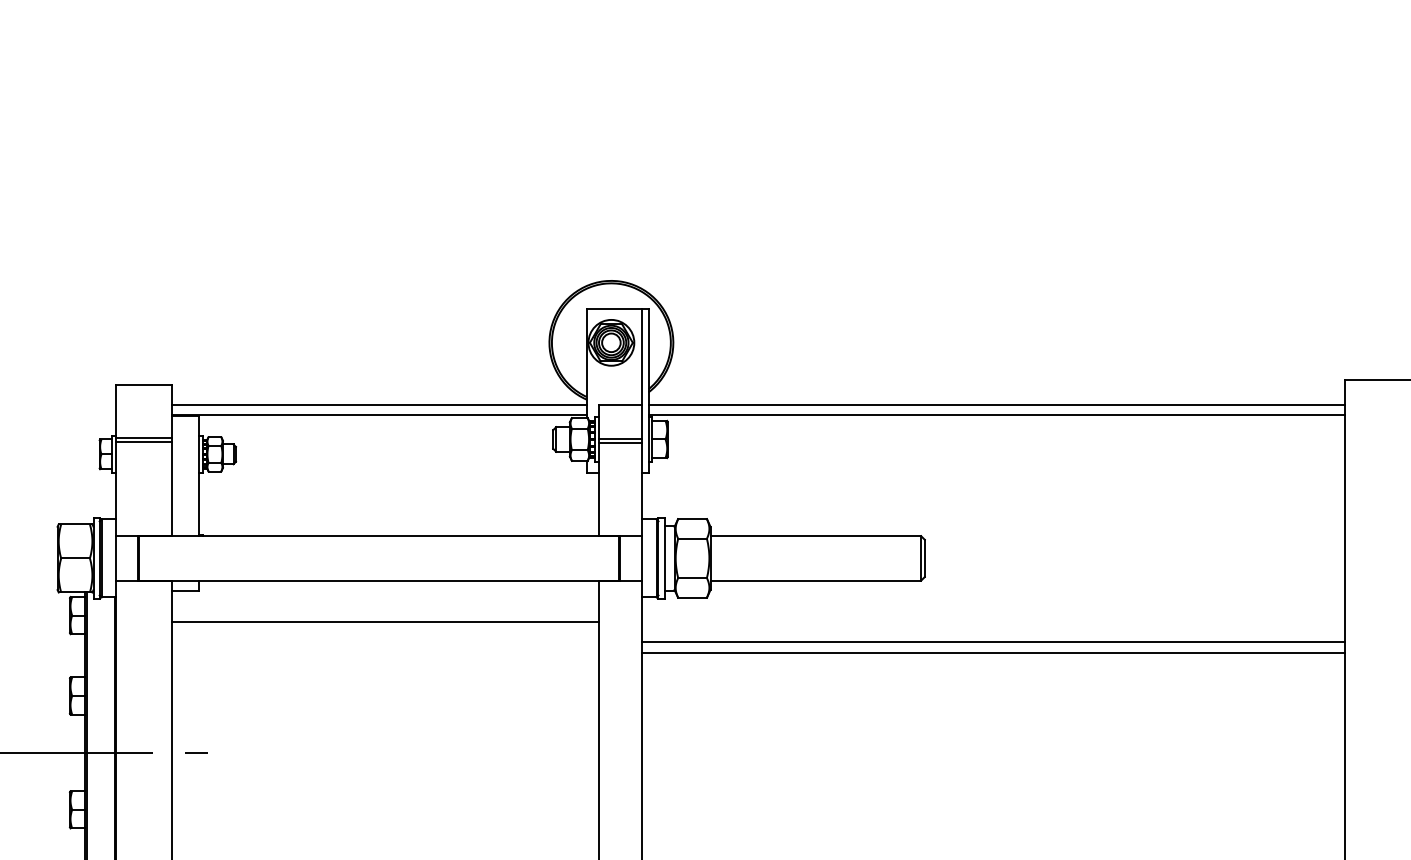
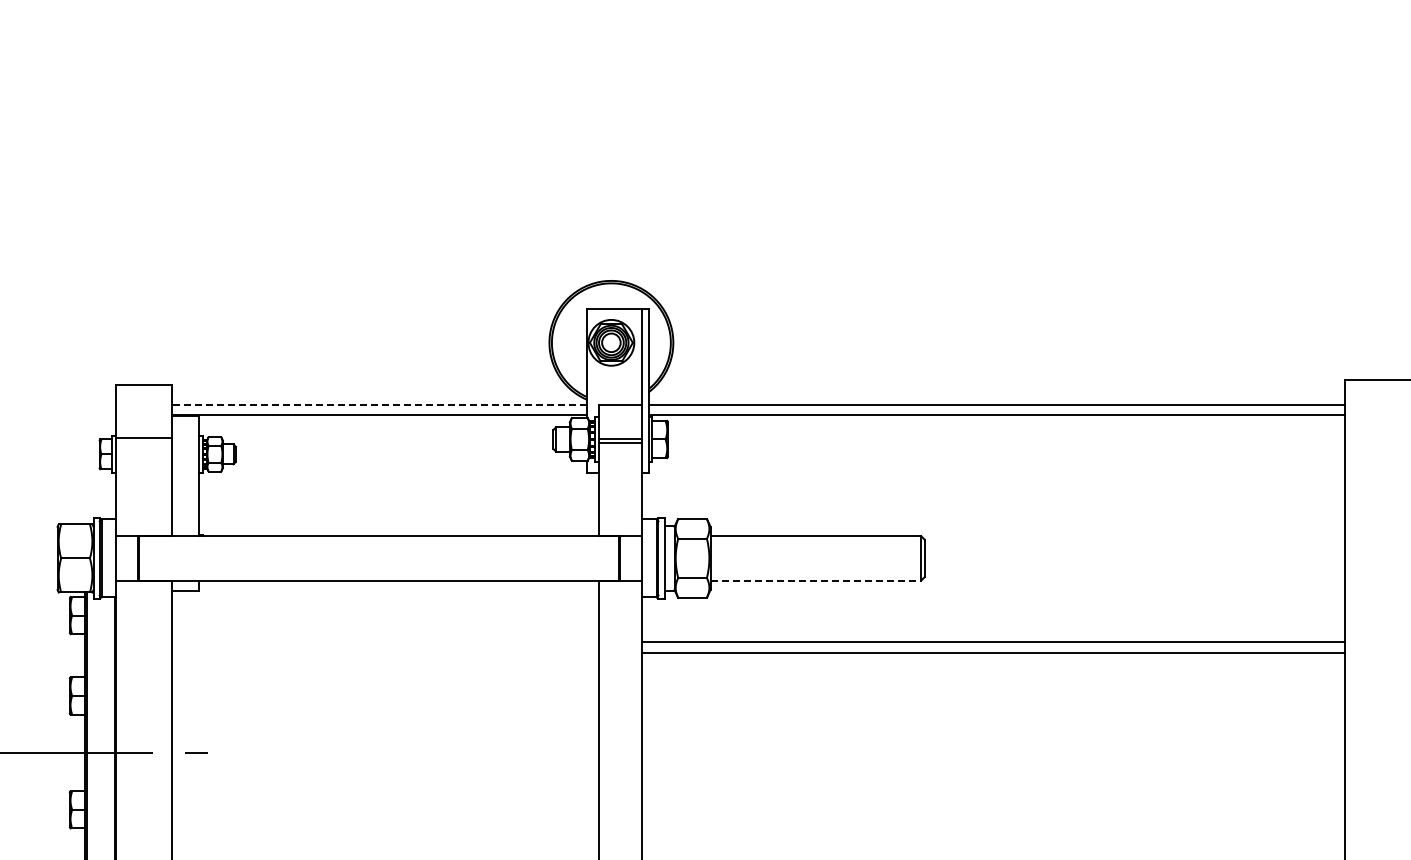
line: solid -> dashed (379, 404)
line: present -> none (143, 442)
line: solid -> dashed (816, 580)
line: present -> none (385, 621)
